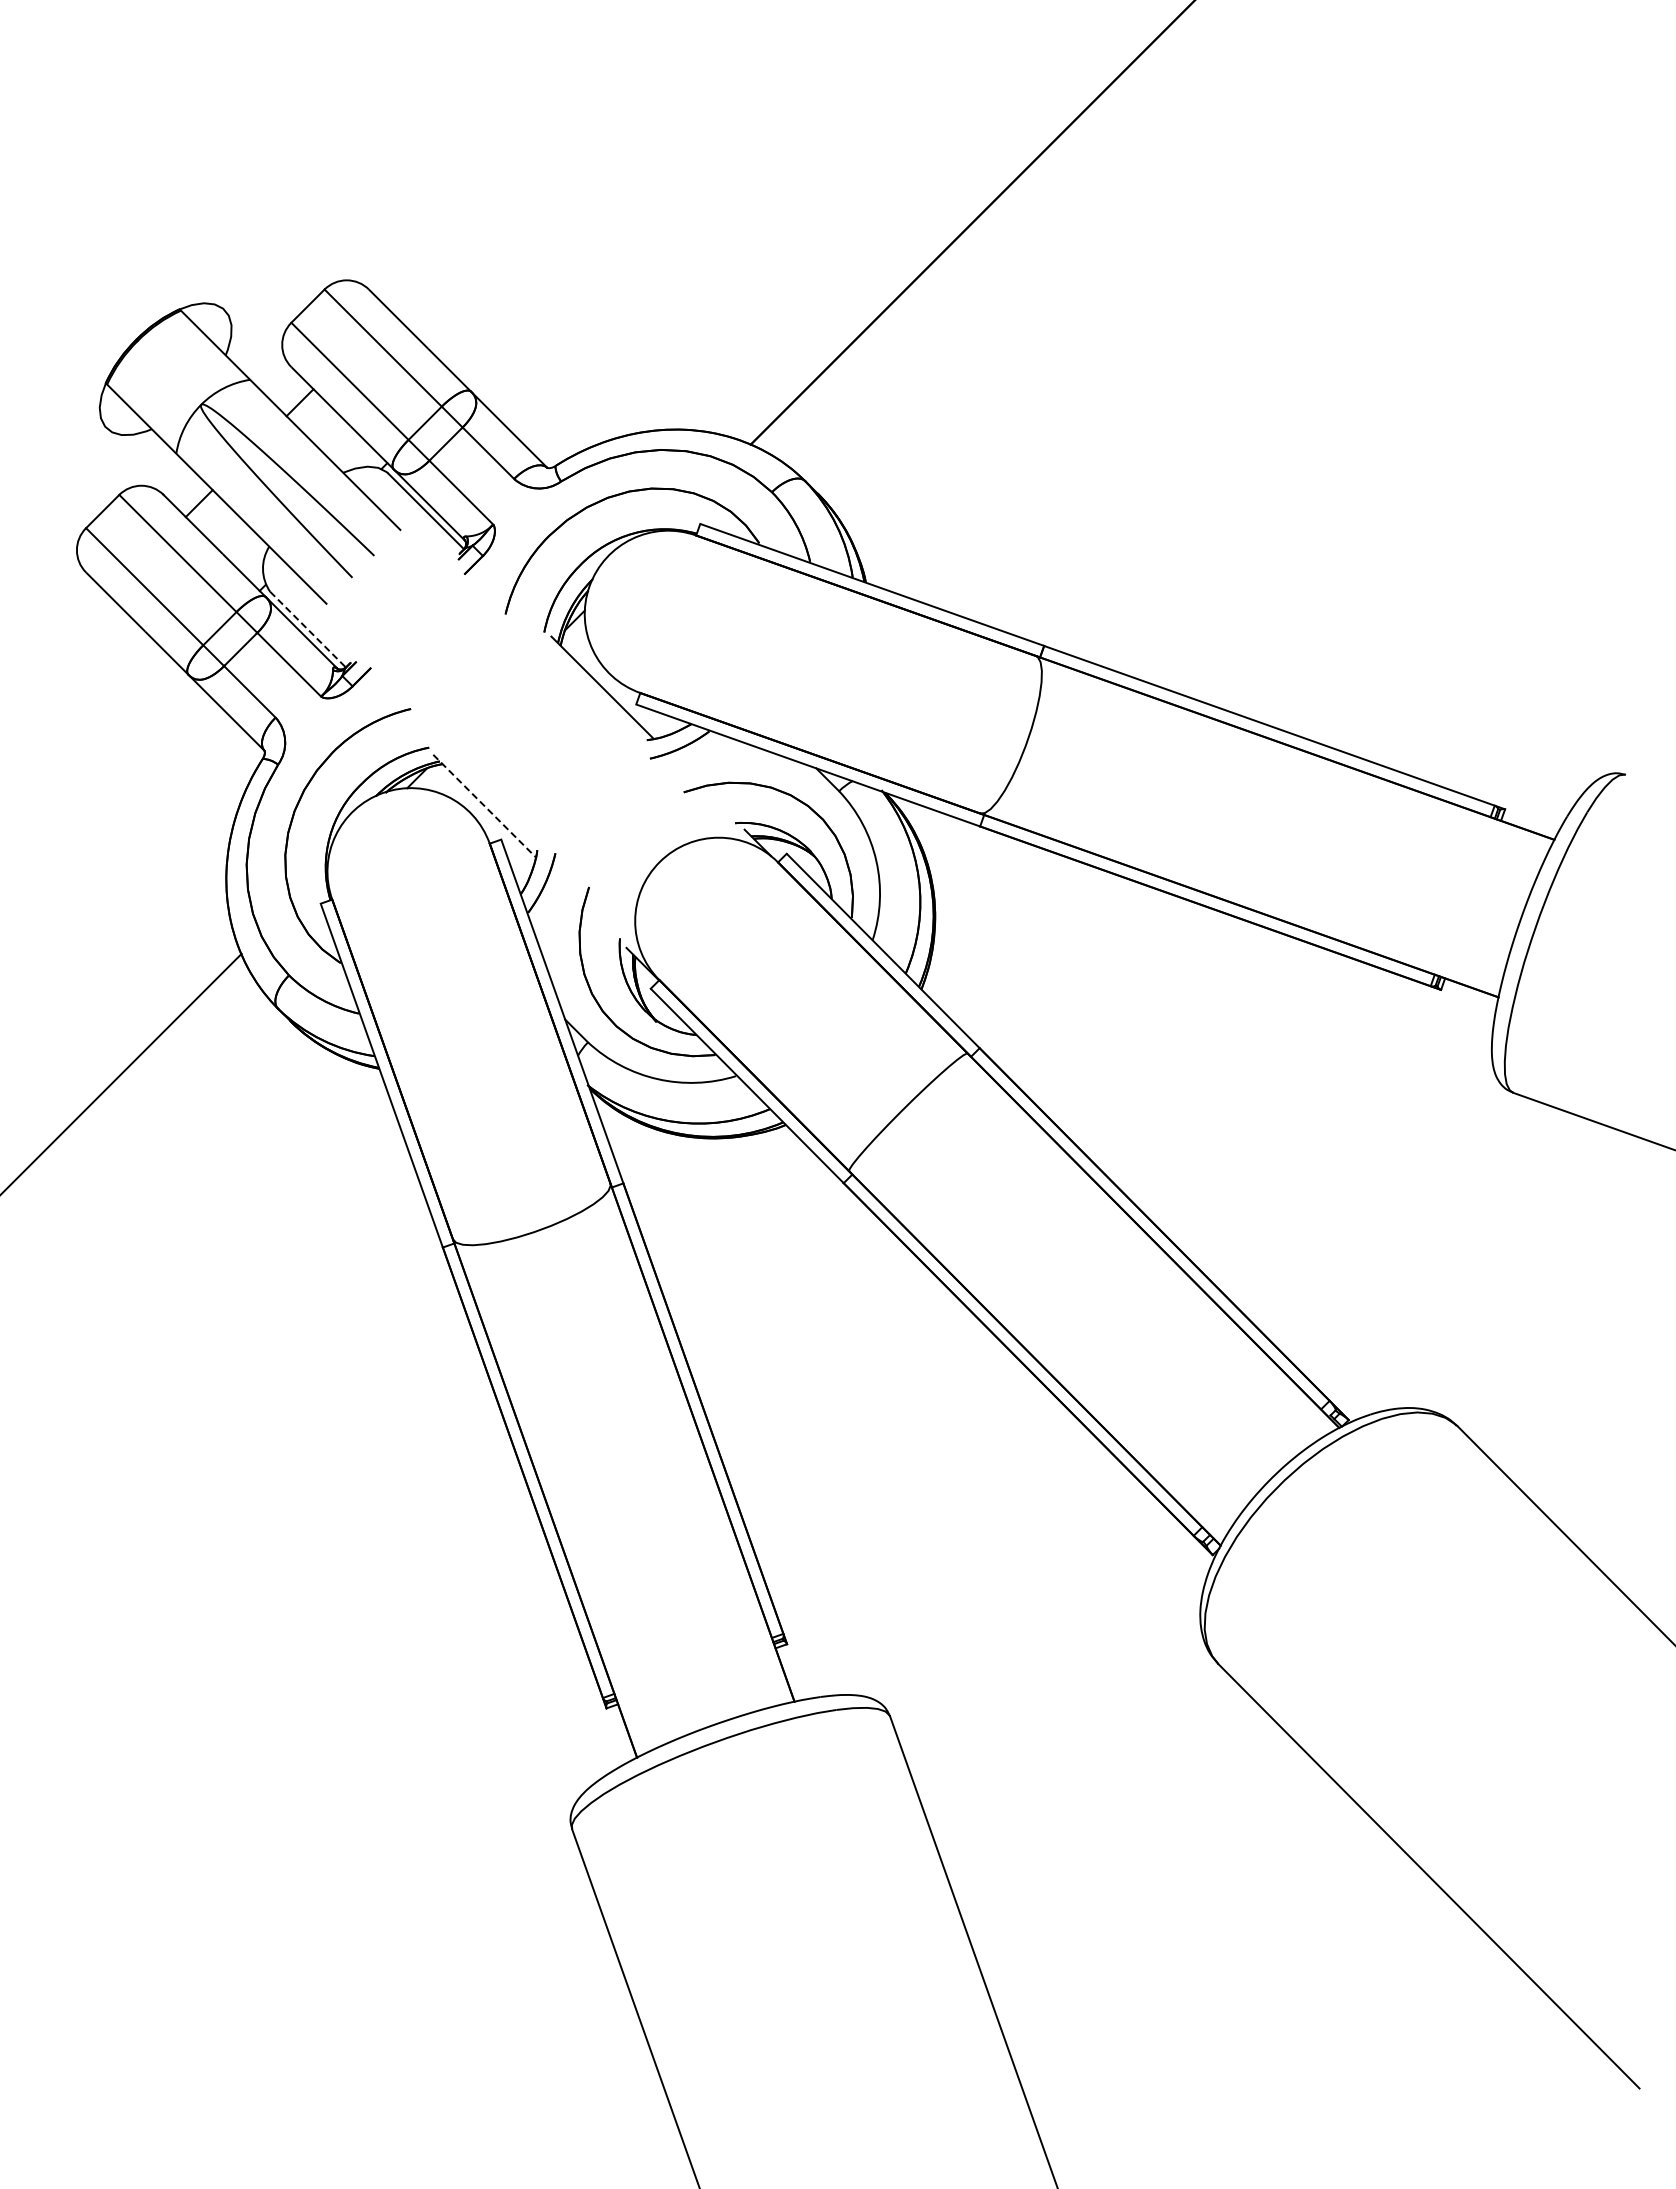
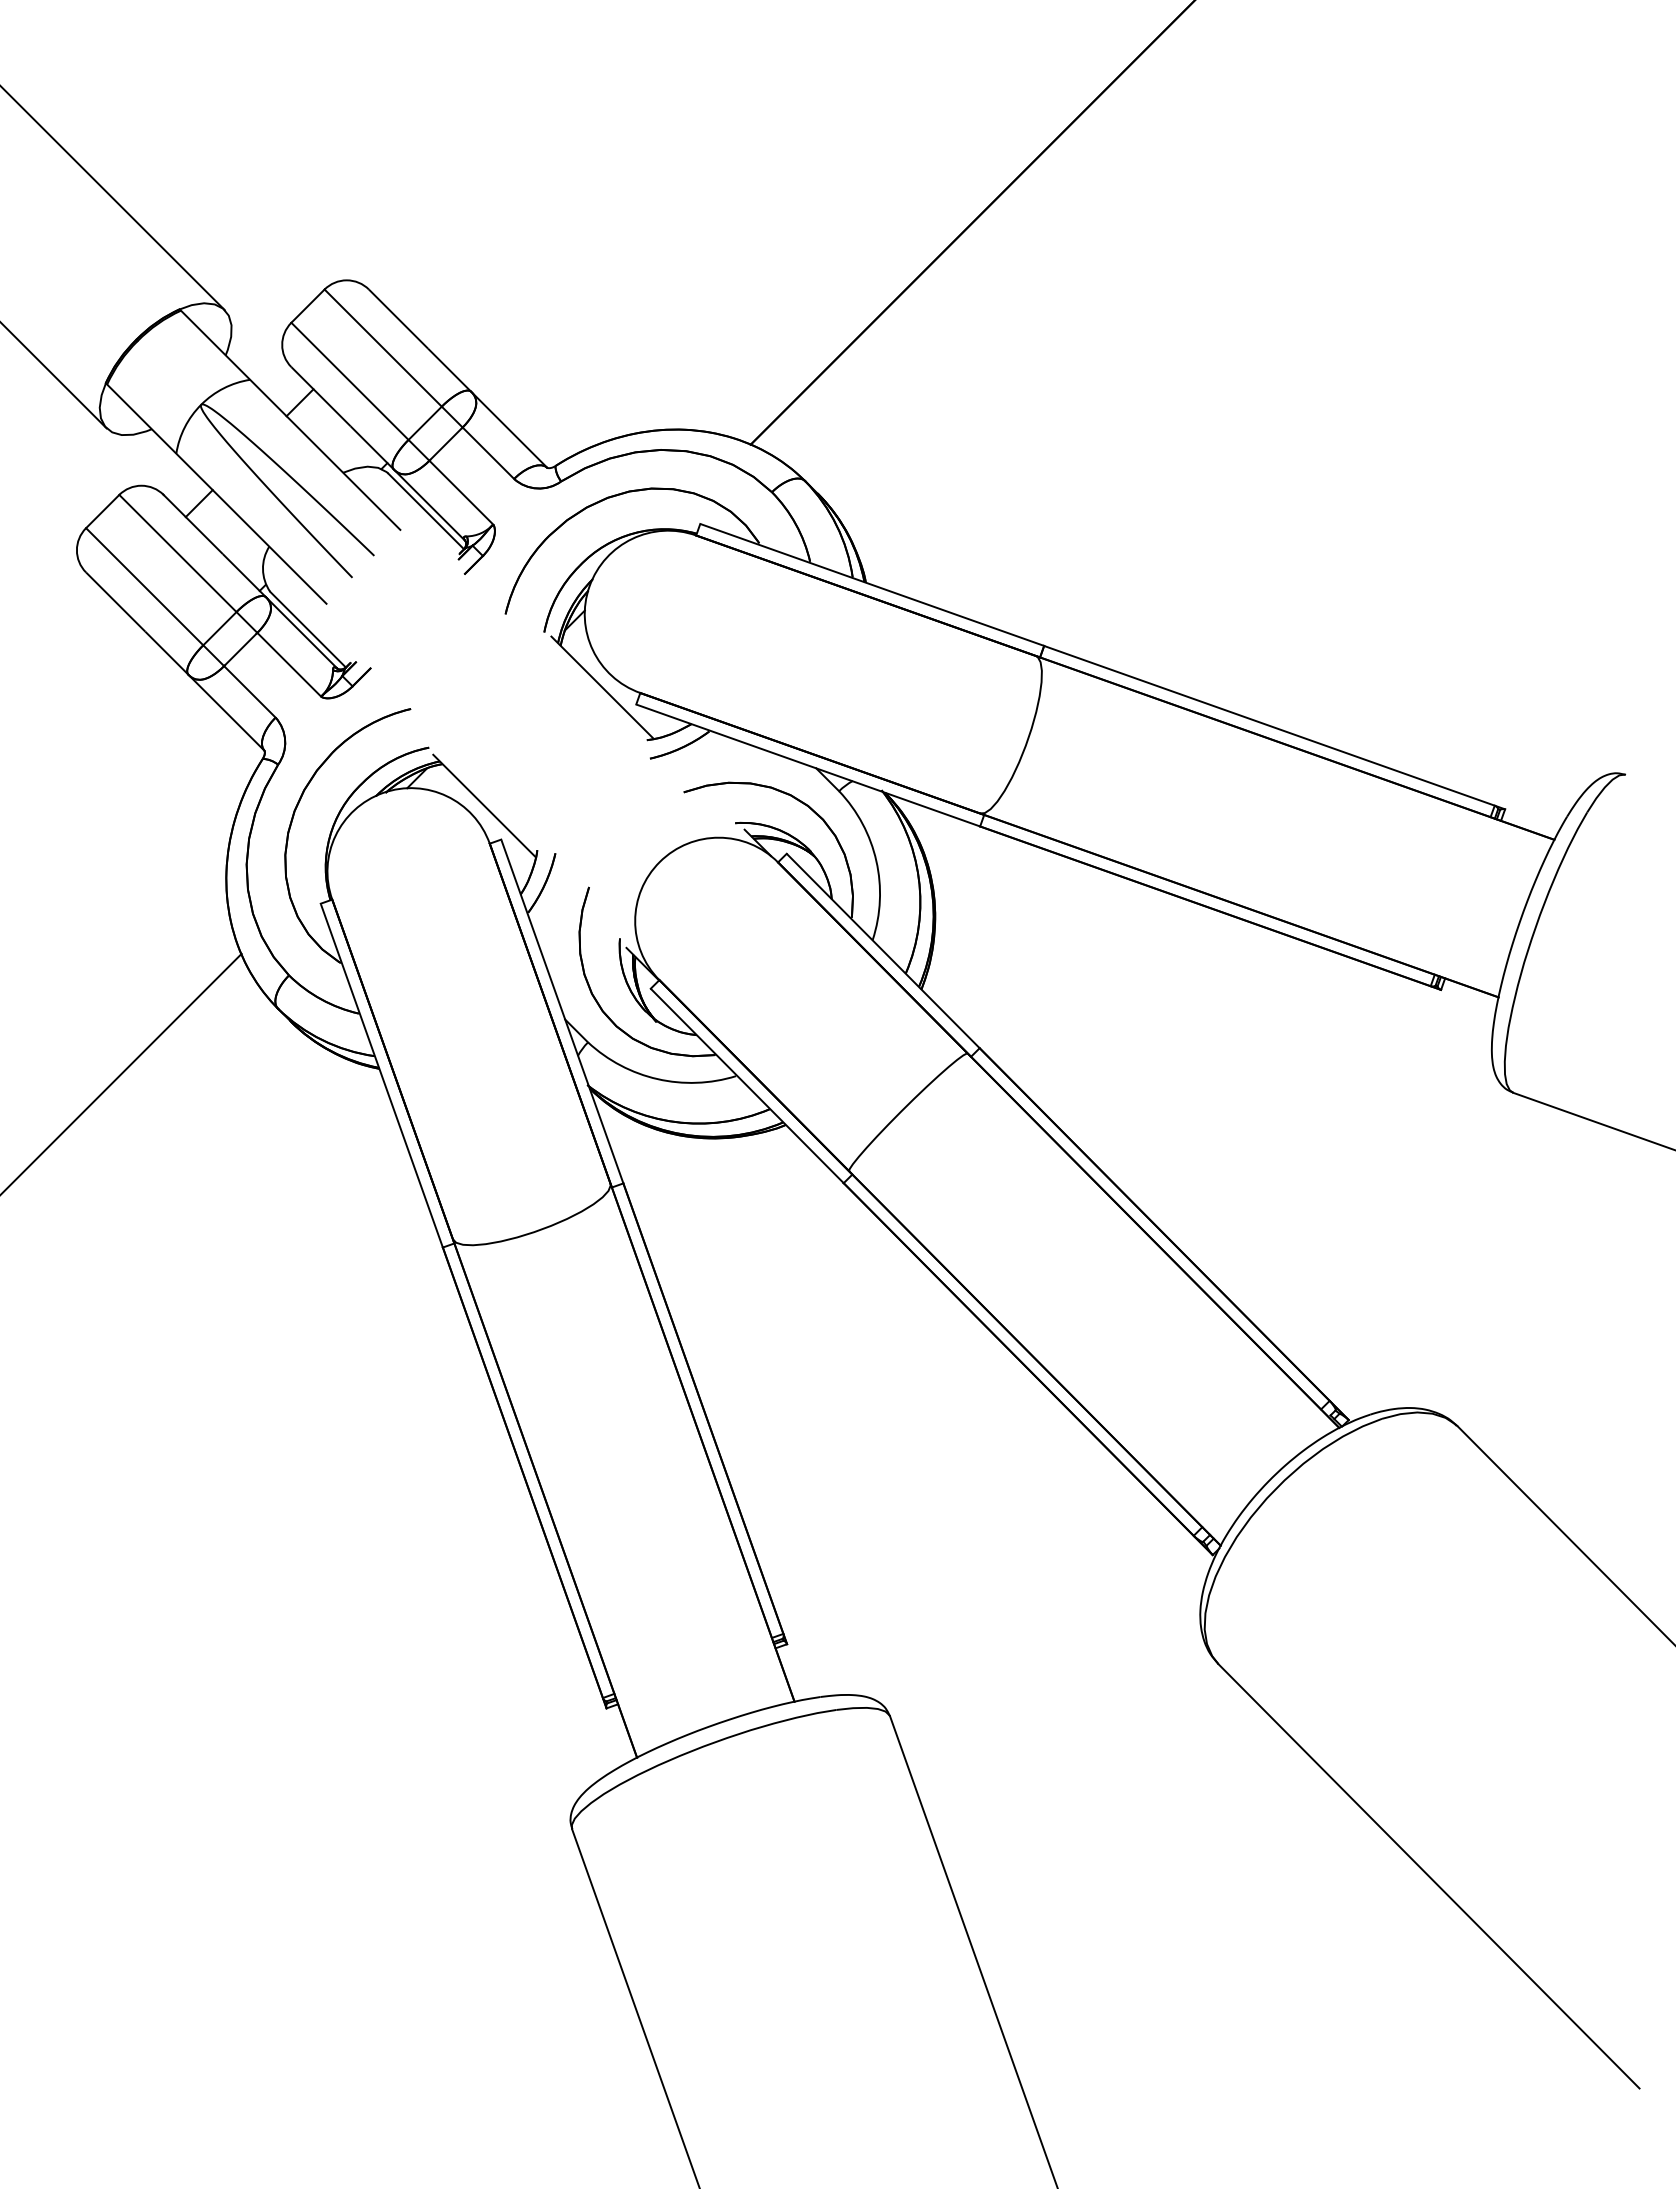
line: none -> present (113, 198)
line: none -> present (54, 375)
line: dashed -> solid (308, 629)
line: dashed -> solid (484, 806)
